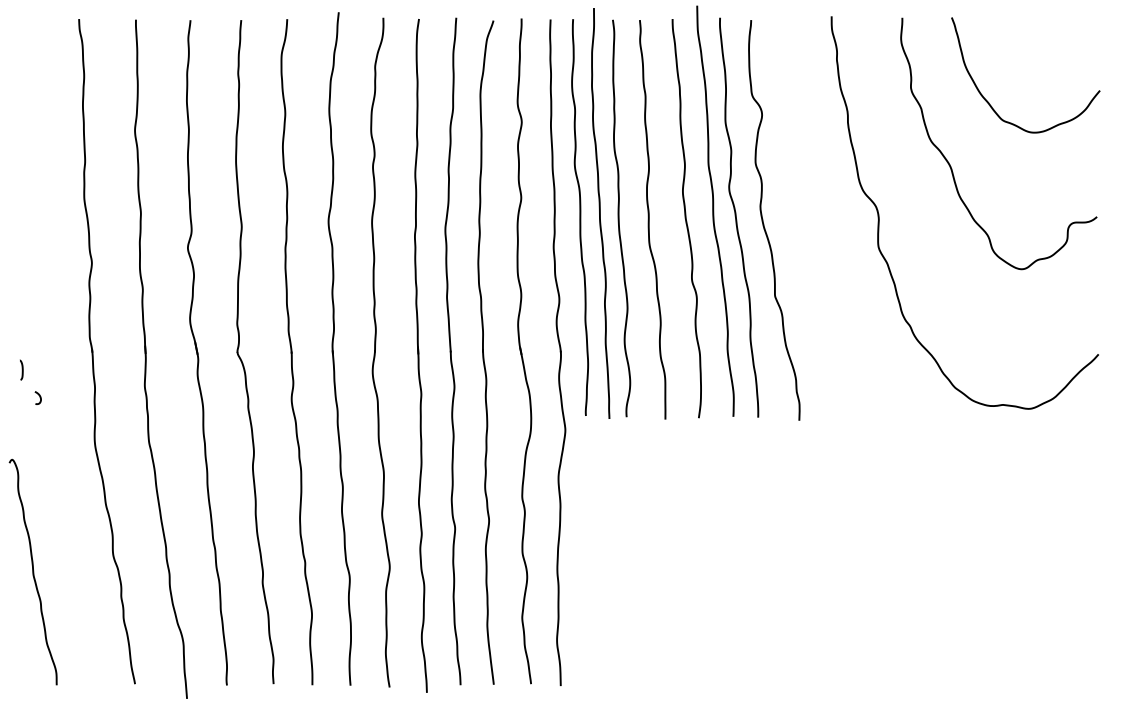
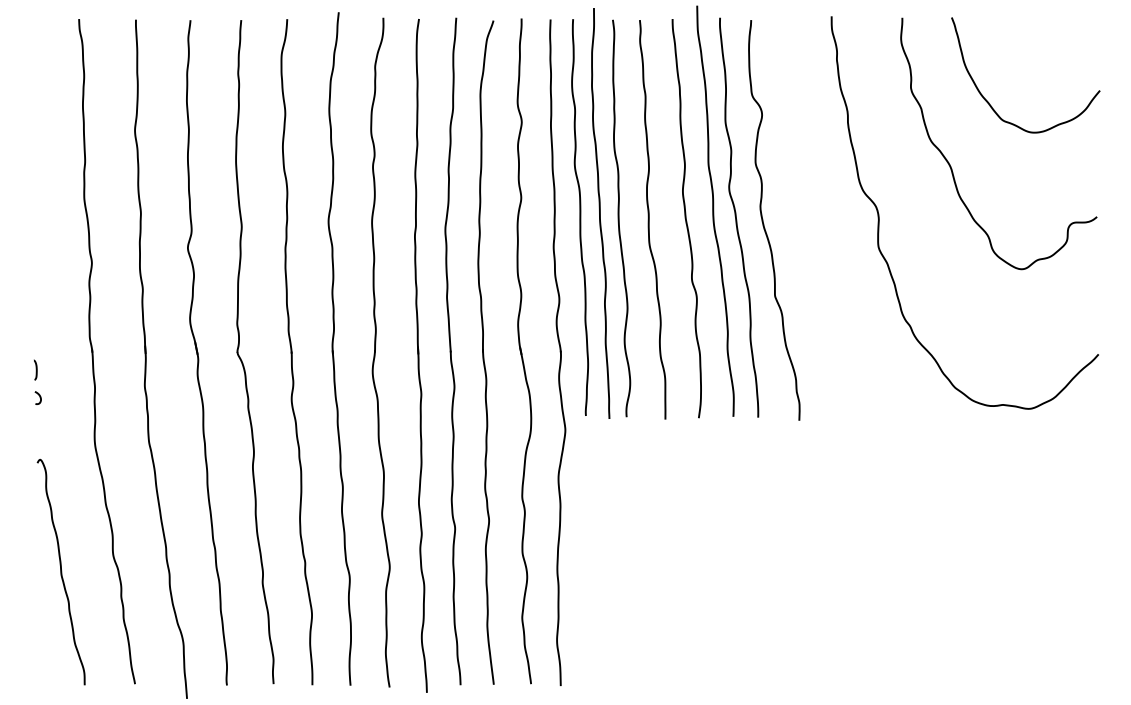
line position: (21, 369) -> (35, 369) (35, 369)
curve position: (32, 571) -> (60, 571) (60, 571)
